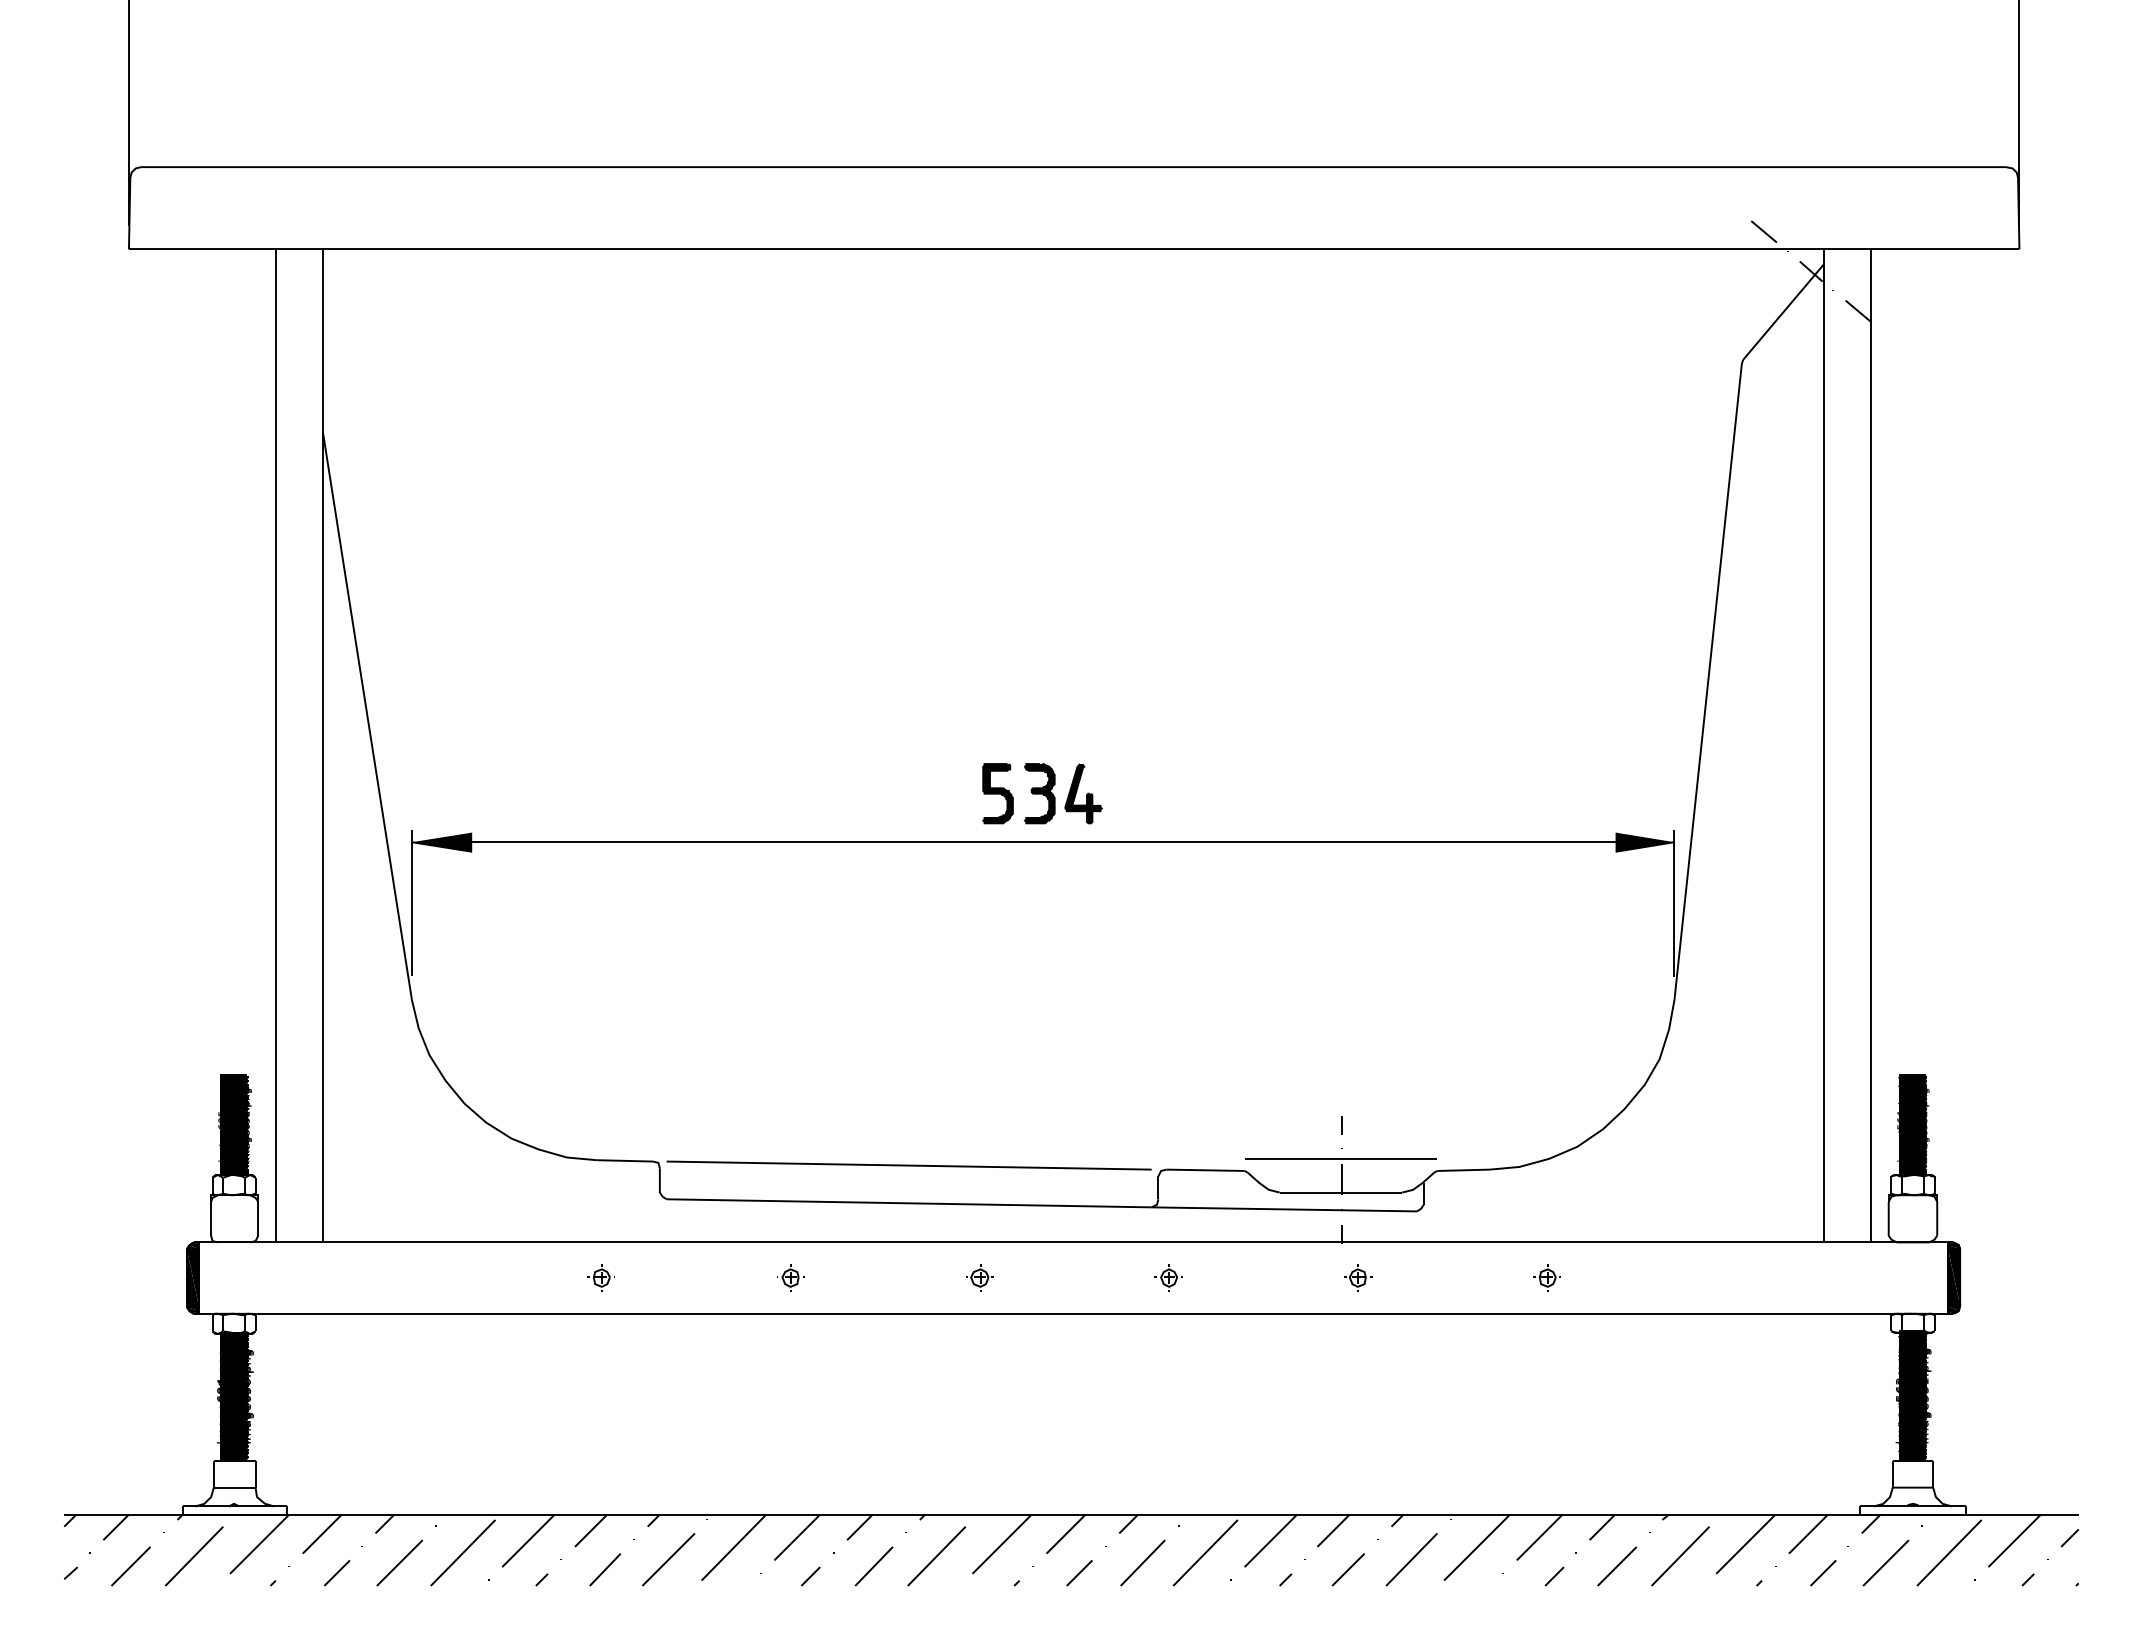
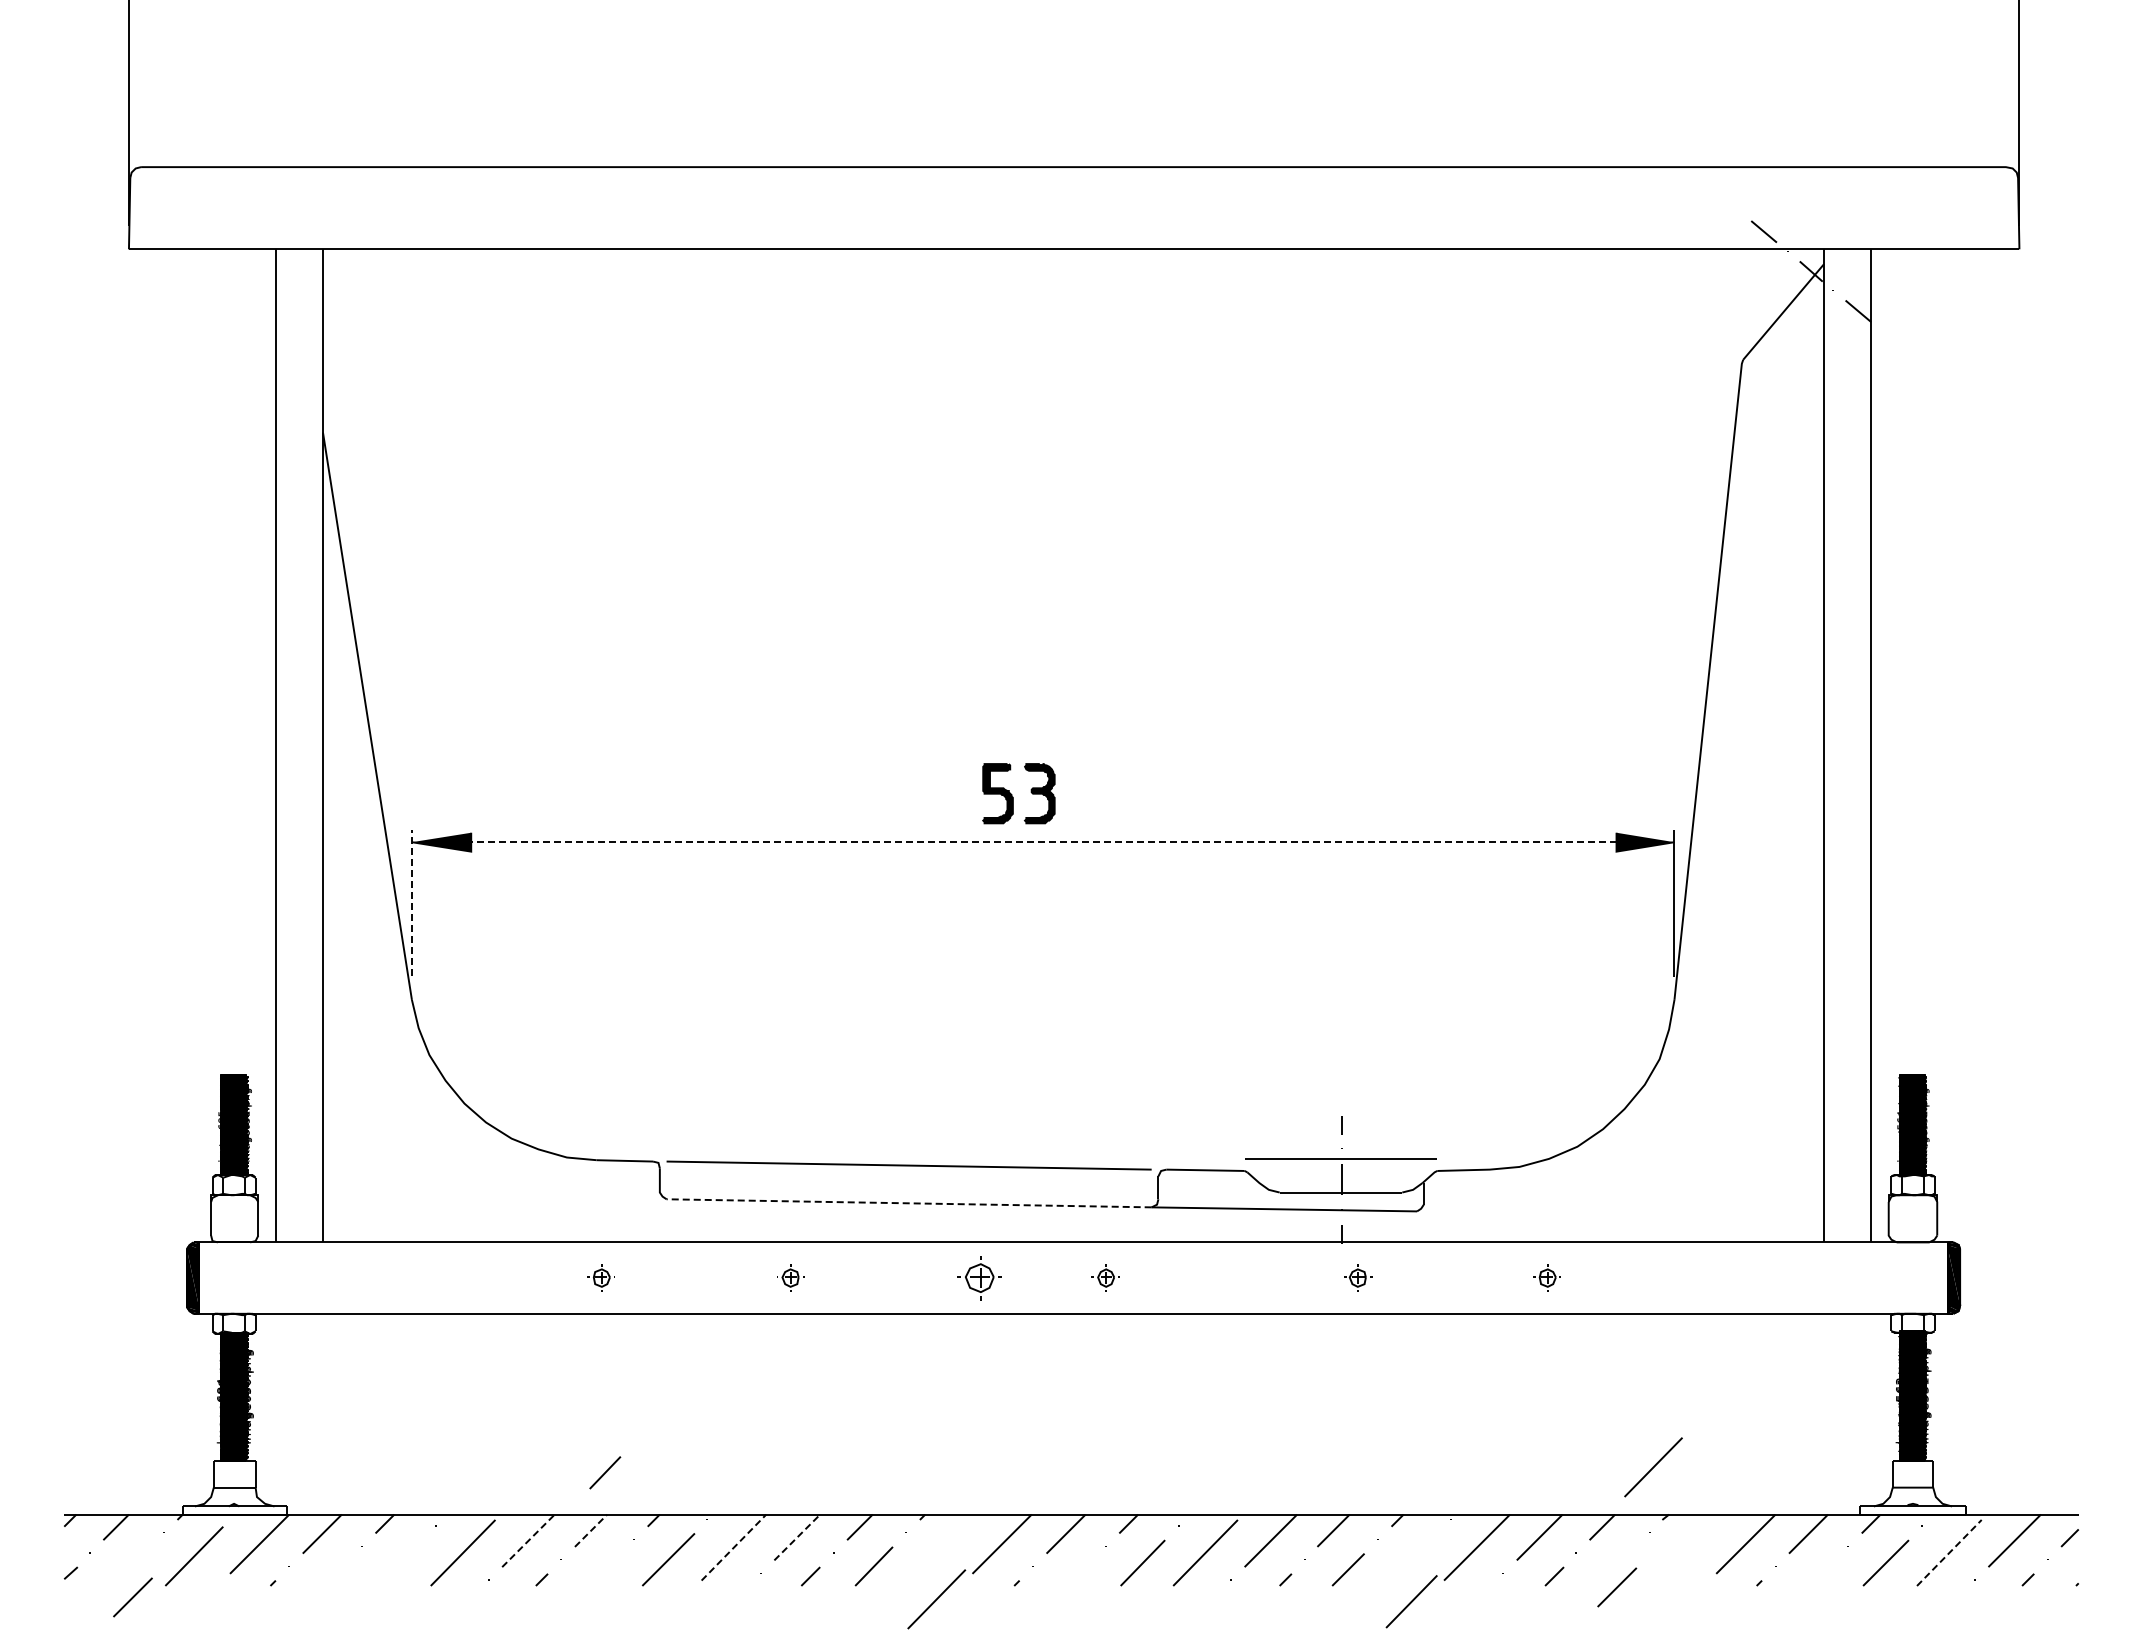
part: present -> none (1083, 793)
line: solid -> dashed (1043, 842)
line: solid -> dashed (411, 902)
line: solid -> dashed (909, 1203)
part size: 28x28 px -> 45x45 px (979, 1278)
part position: (1168, 1277) -> (1105, 1277) (1105, 1277)
line: solid -> dashed (591, 1530)
line: solid -> dashed (797, 1537)
line: solid -> dashed (528, 1540)
line: solid -> dashed (734, 1547)
line: solid -> dashed (1949, 1552)
line position: (936, 1556) -> (936, 1599) (936, 1599)
line position: (1680, 1556) -> (1653, 1467) (1653, 1467)
line position: (1411, 1559) -> (1411, 1601) (1411, 1601)
line: present -> none (399, 1562)
line position: (130, 1566) -> (132, 1597) (132, 1597)
line position: (1617, 1566) -> (1617, 1587) (1617, 1587)
line position: (605, 1569) -> (605, 1472) (605, 1472)
line: present -> none (337, 1573)
line: present -> none (1079, 1573)
line: present -> none (1823, 1573)
